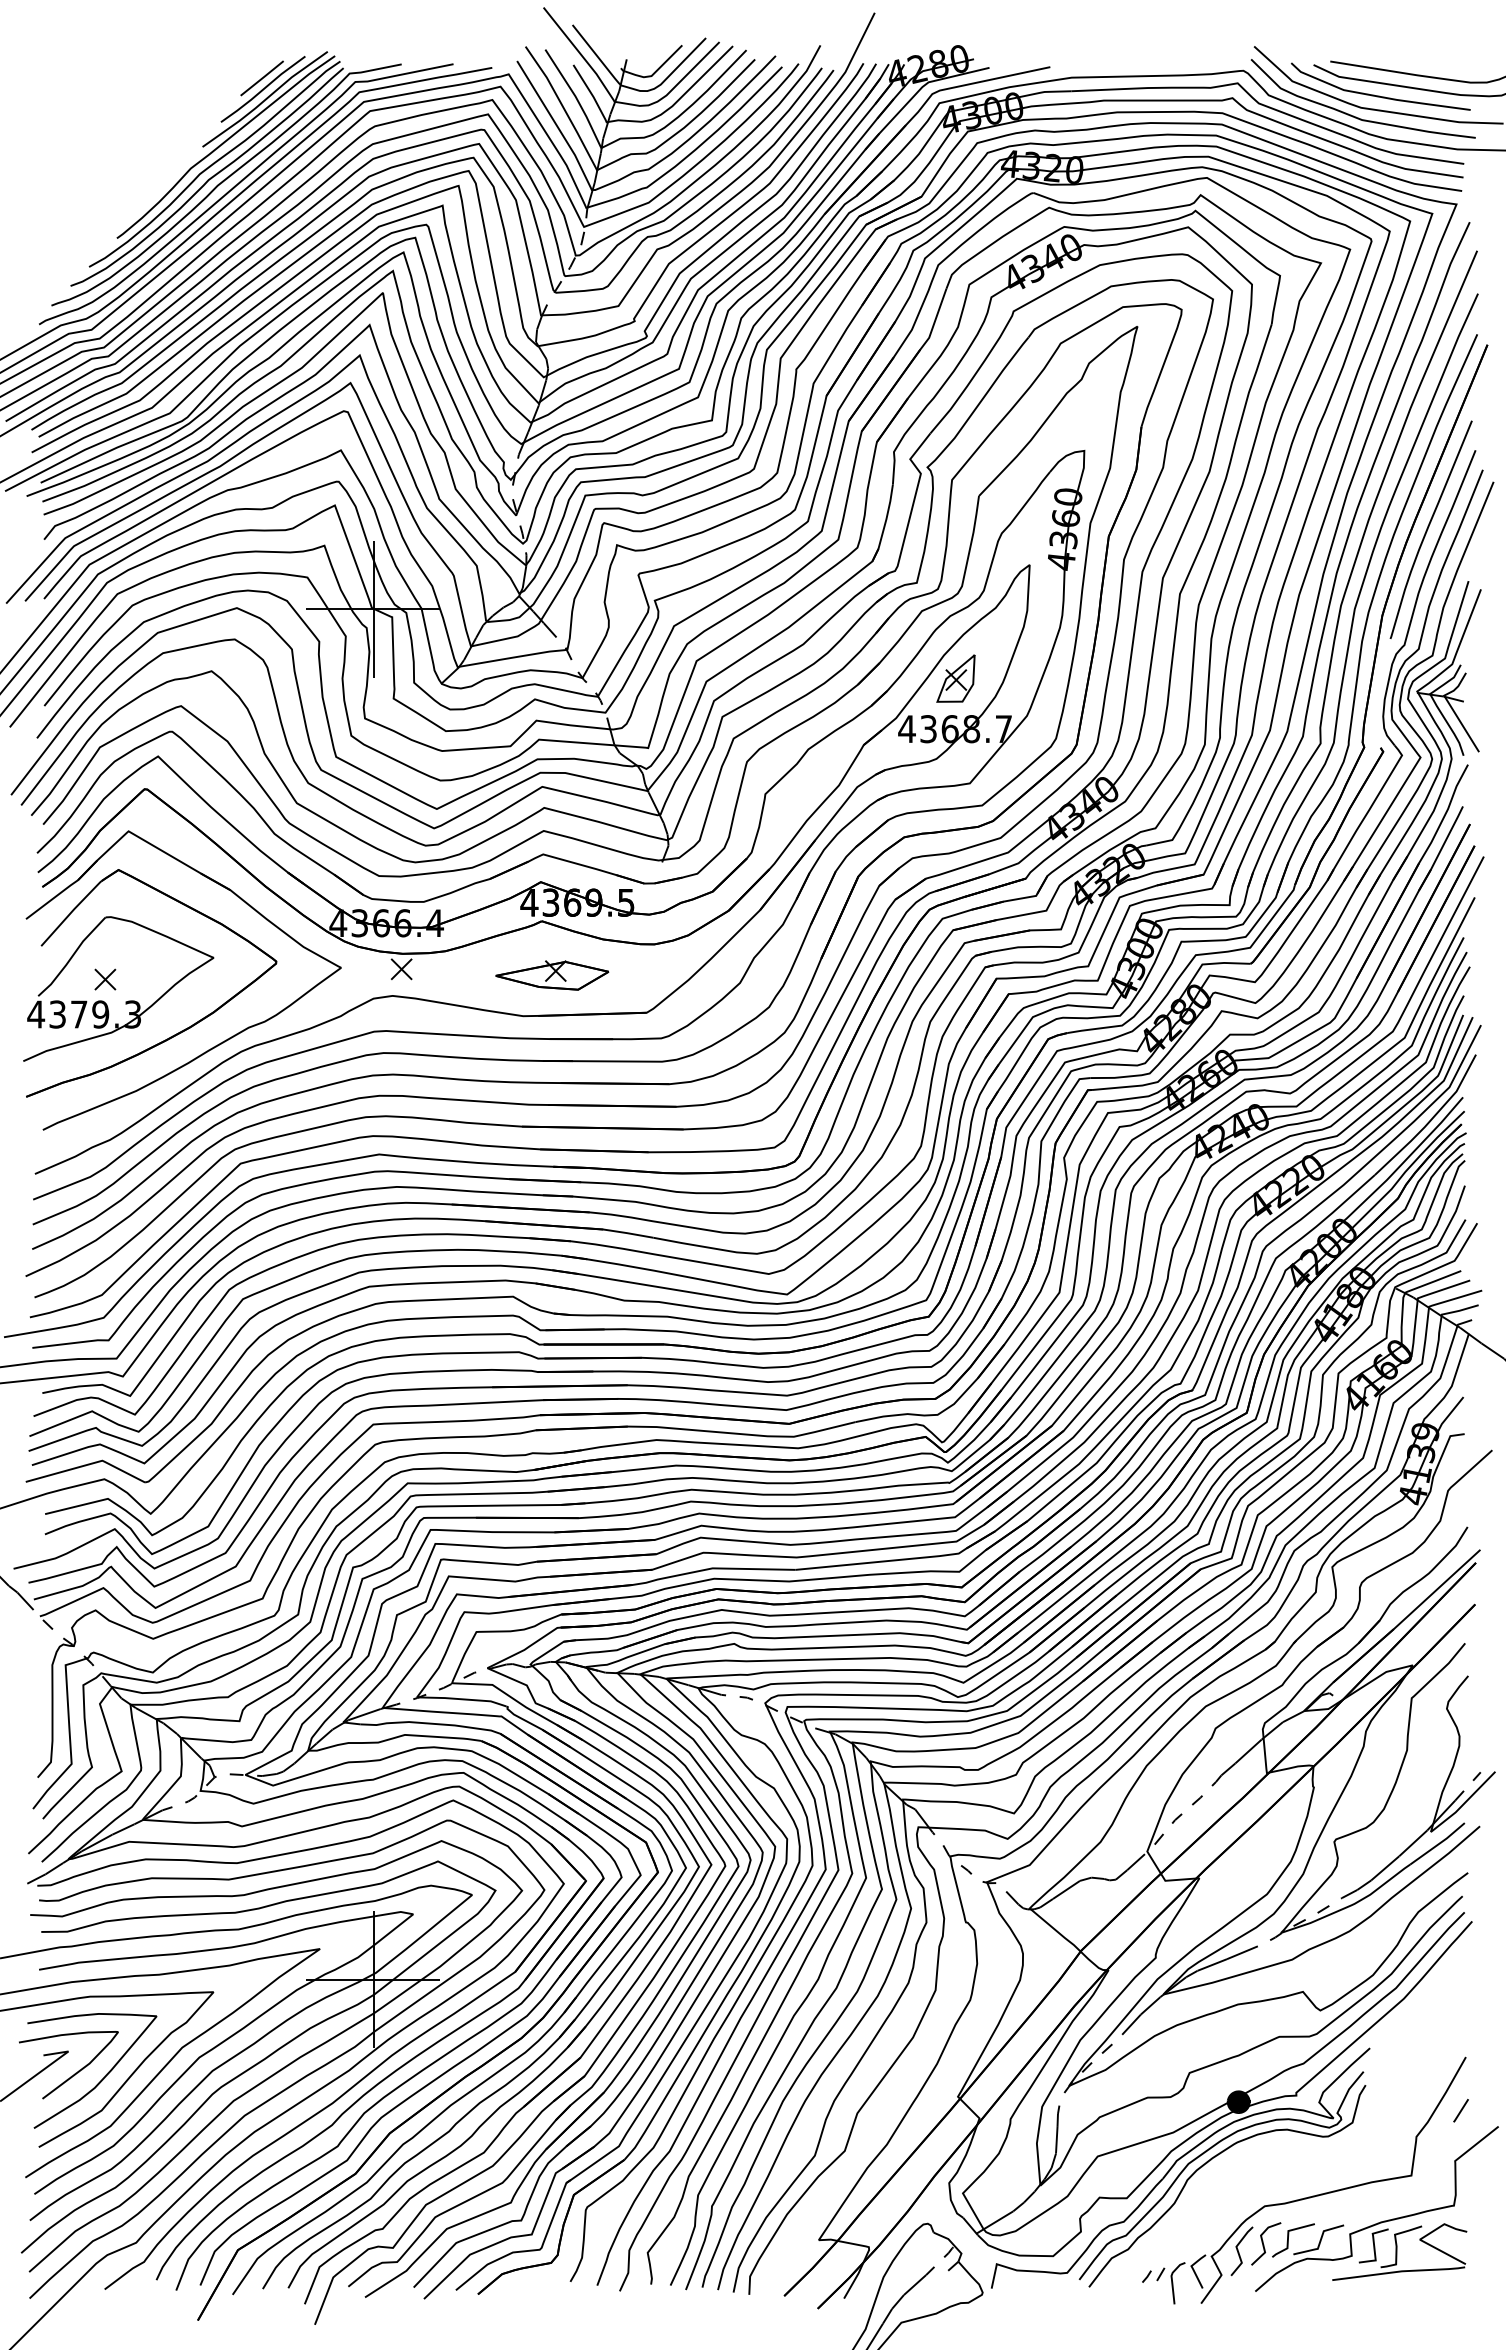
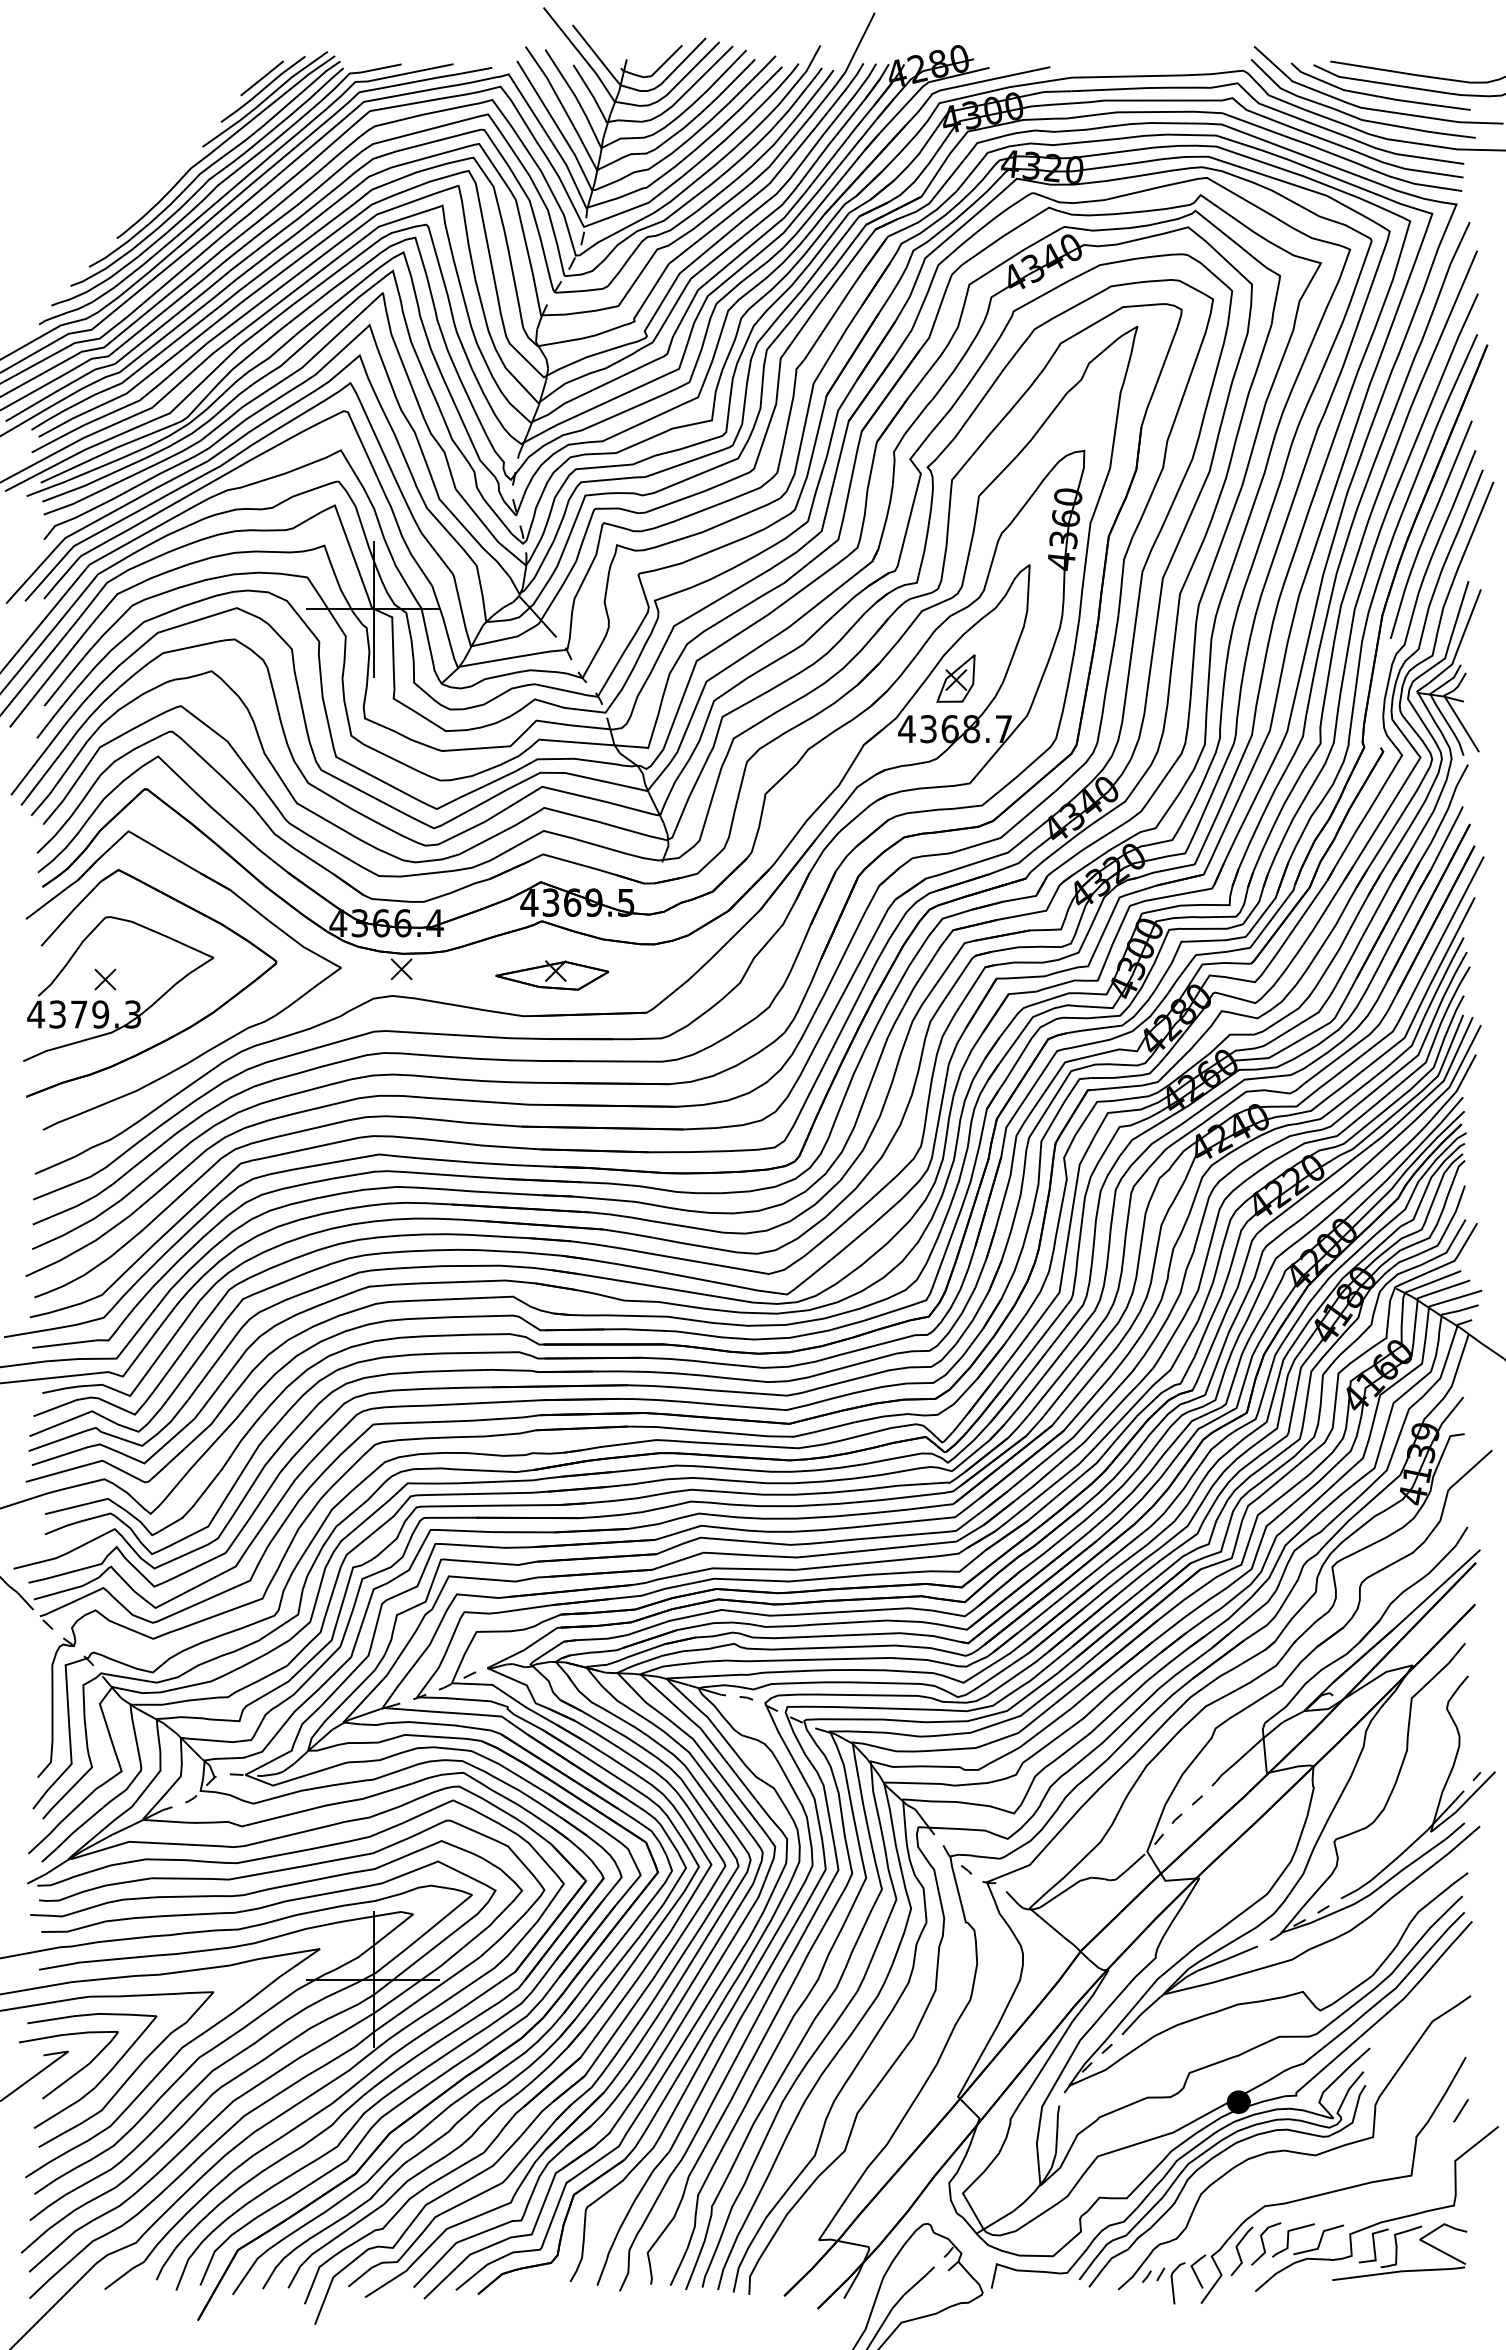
curve: none -> present (1291, 2150)
